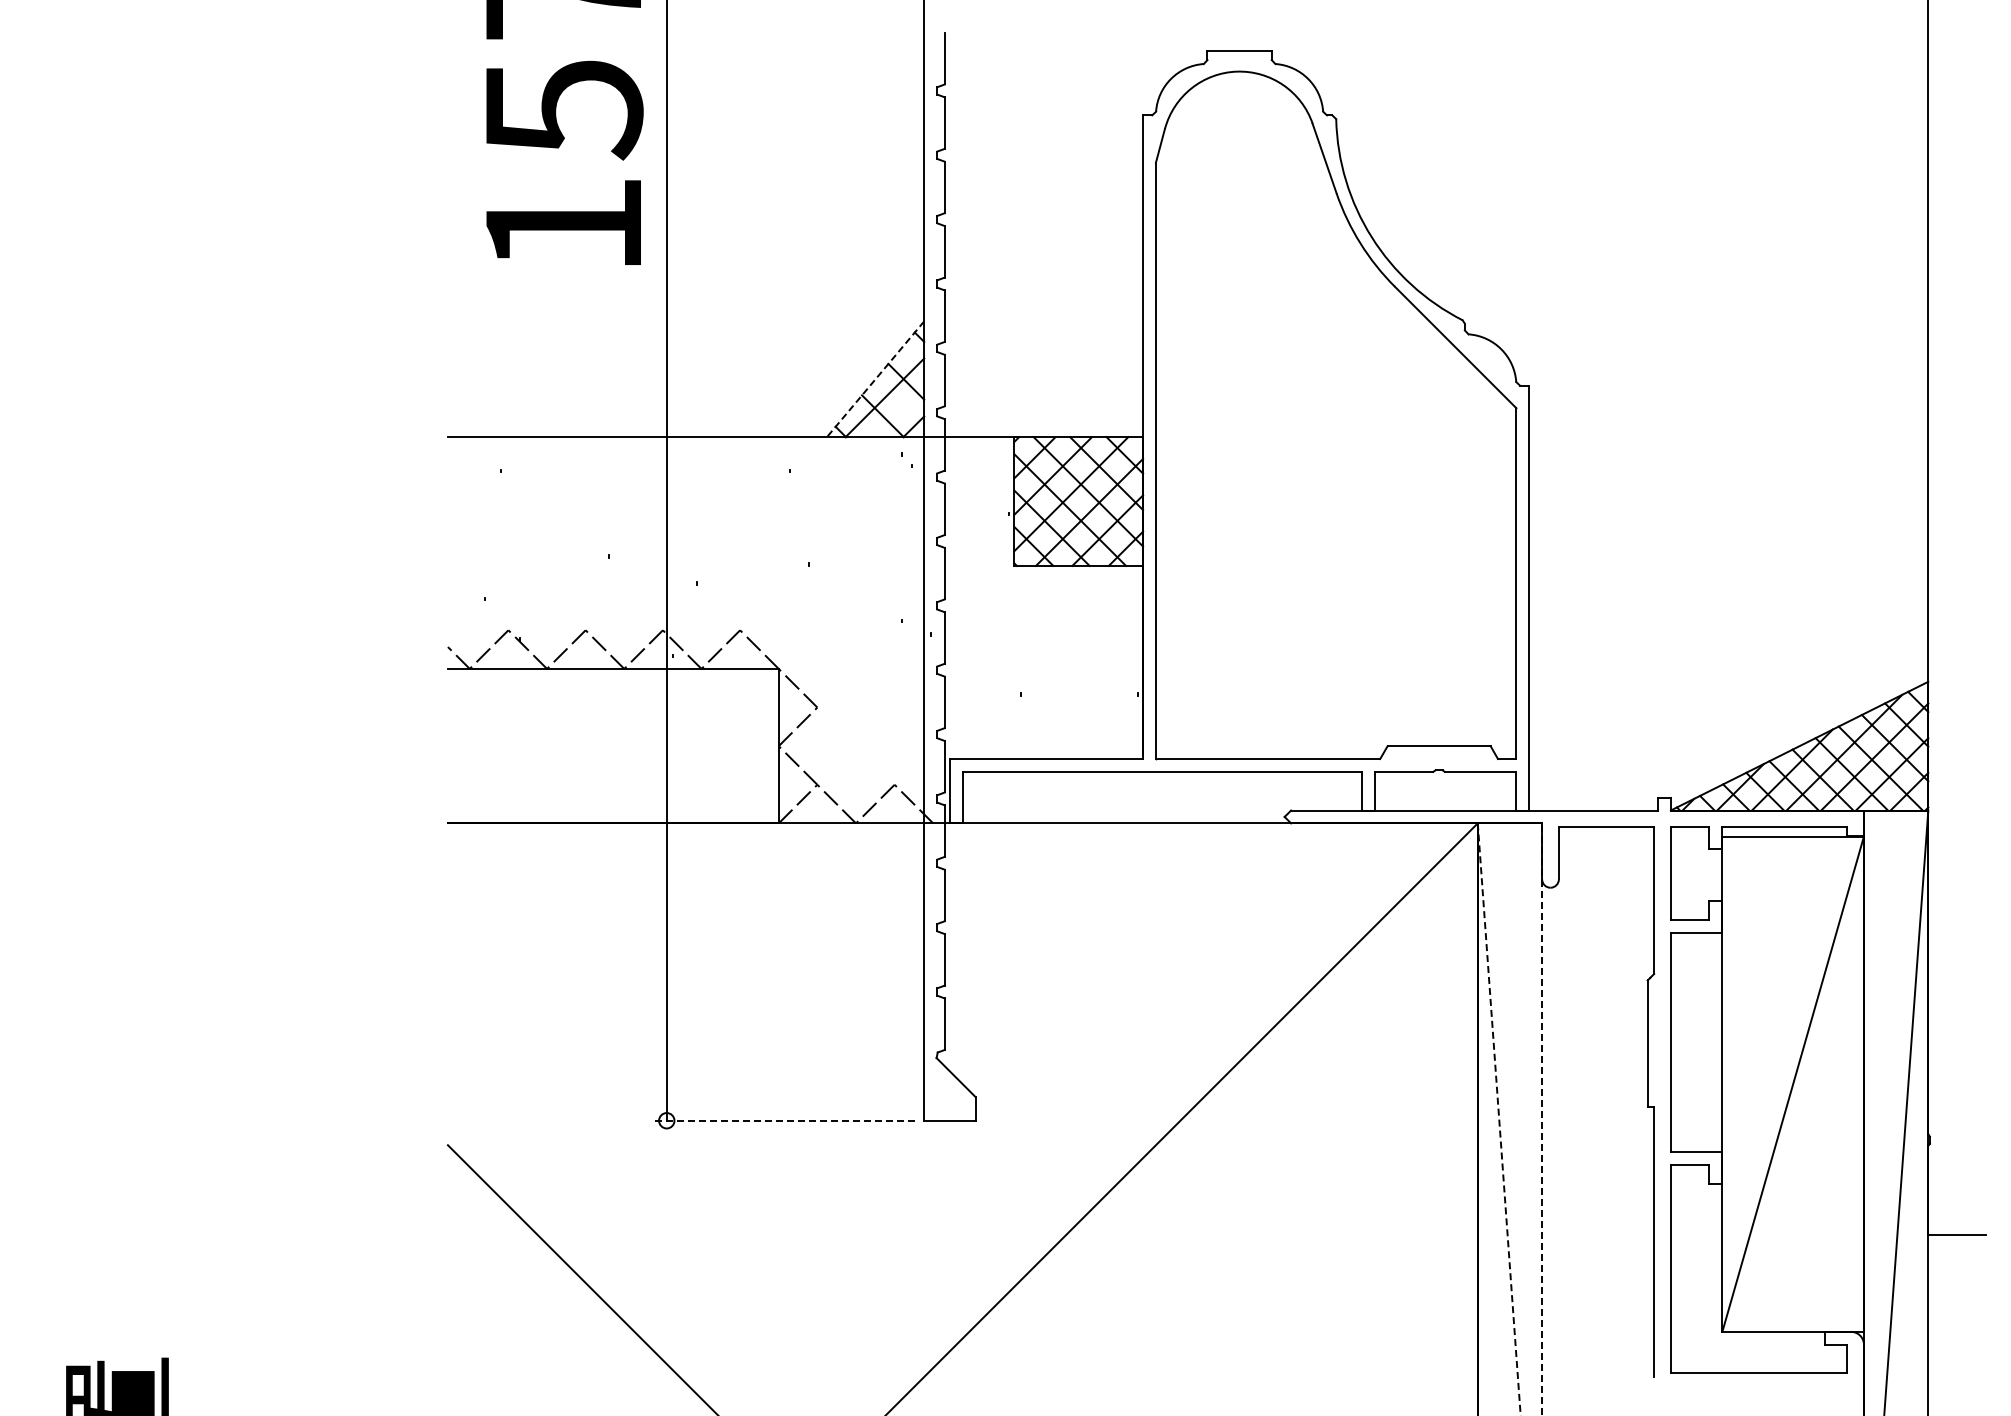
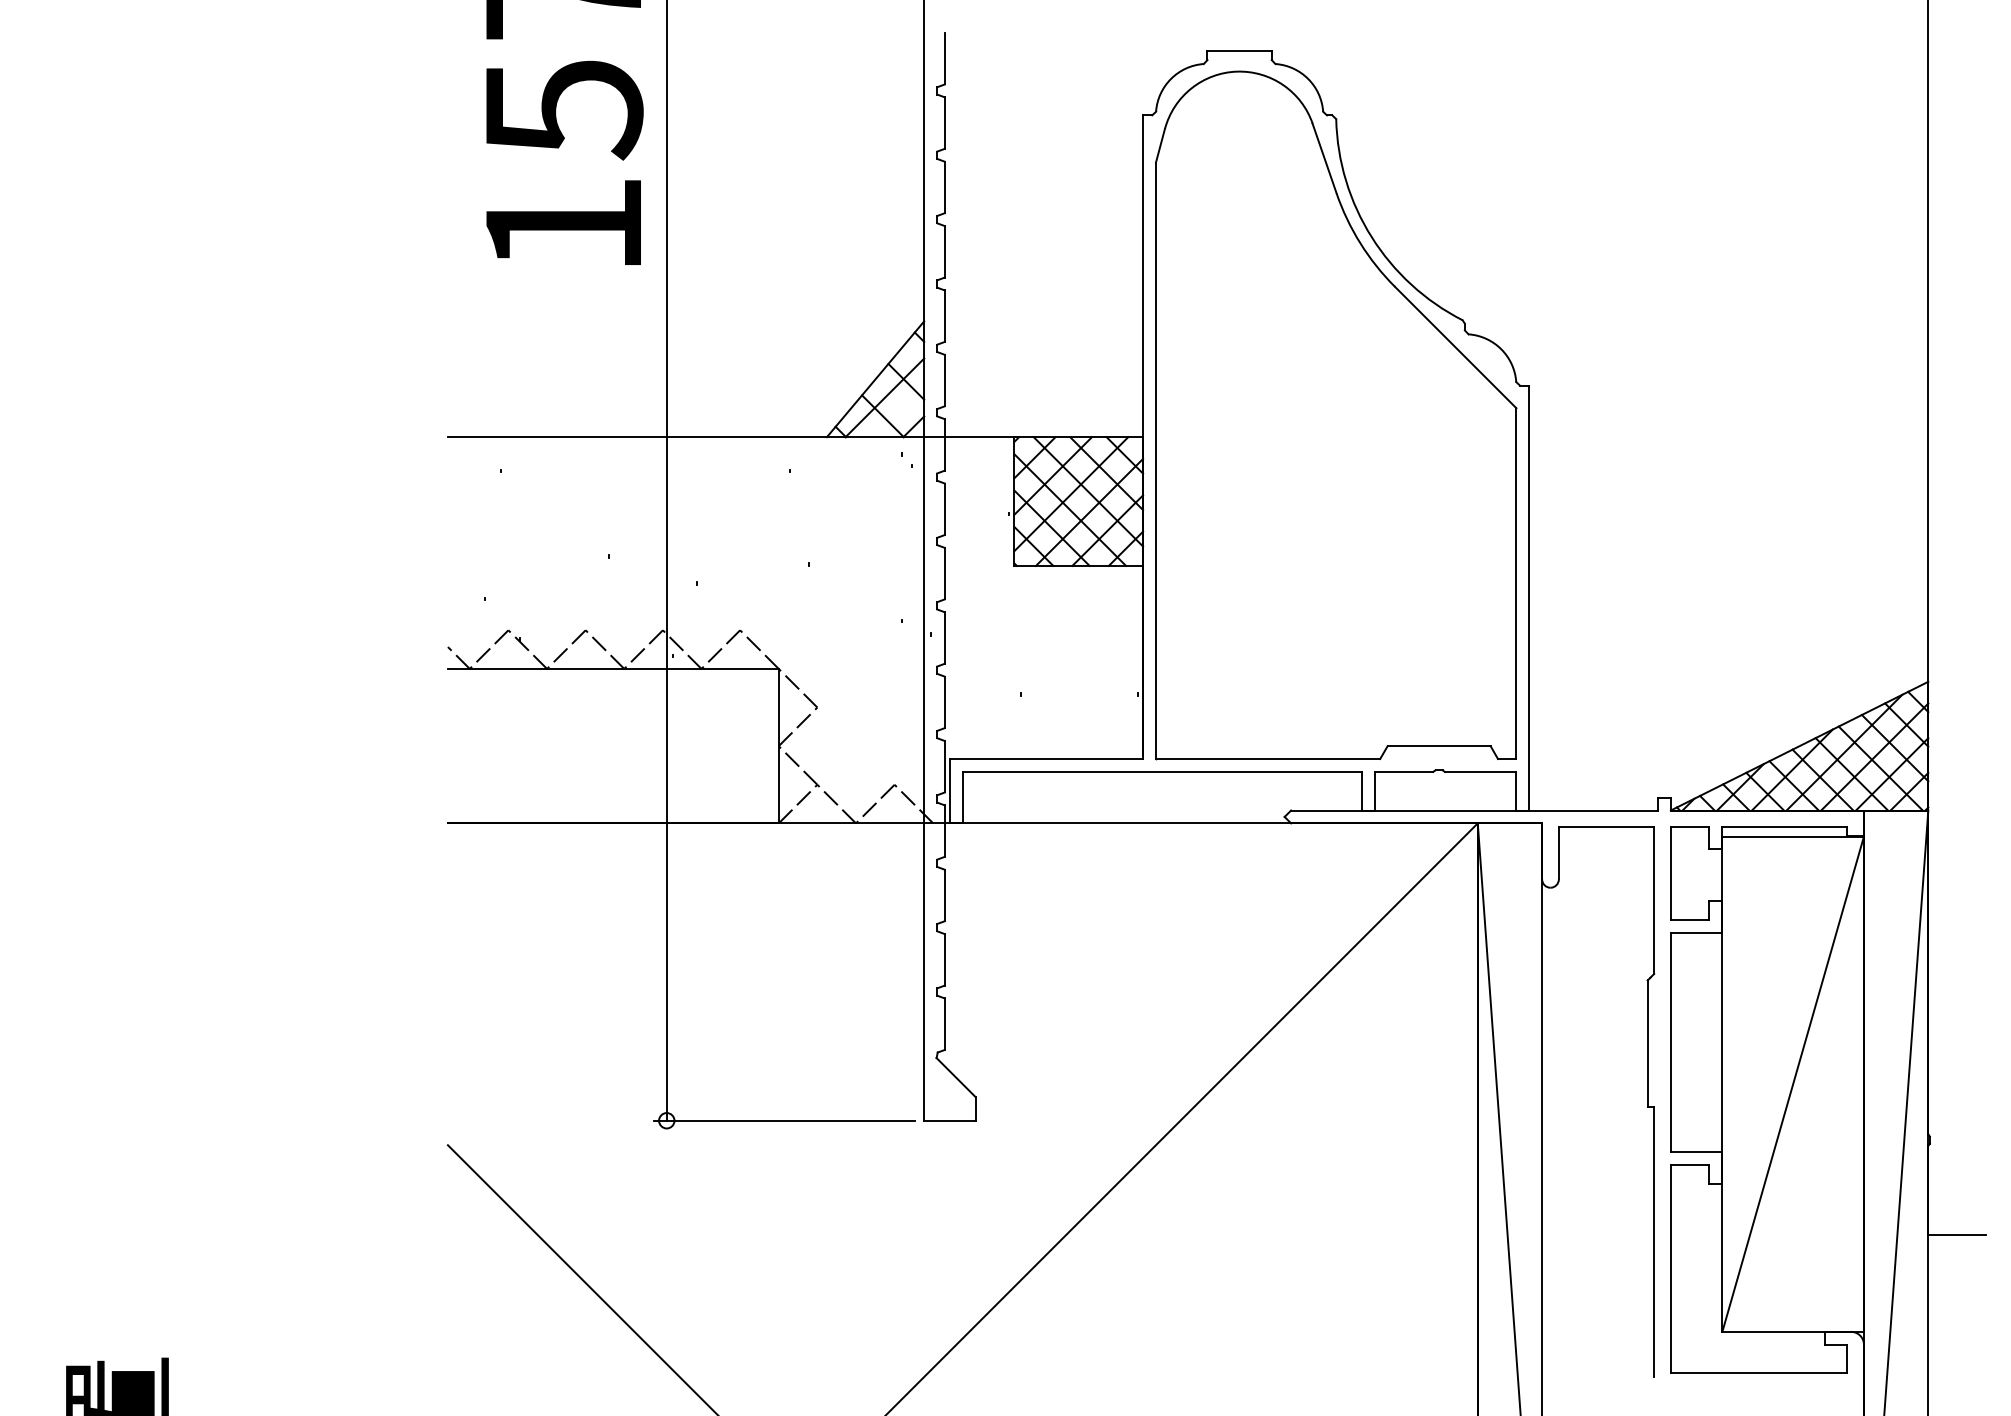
line: dashed -> solid (875, 379)
line: dashed -> solid (1499, 1119)
line: dashed -> solid (1542, 1119)
line: dashed -> solid (784, 1120)
